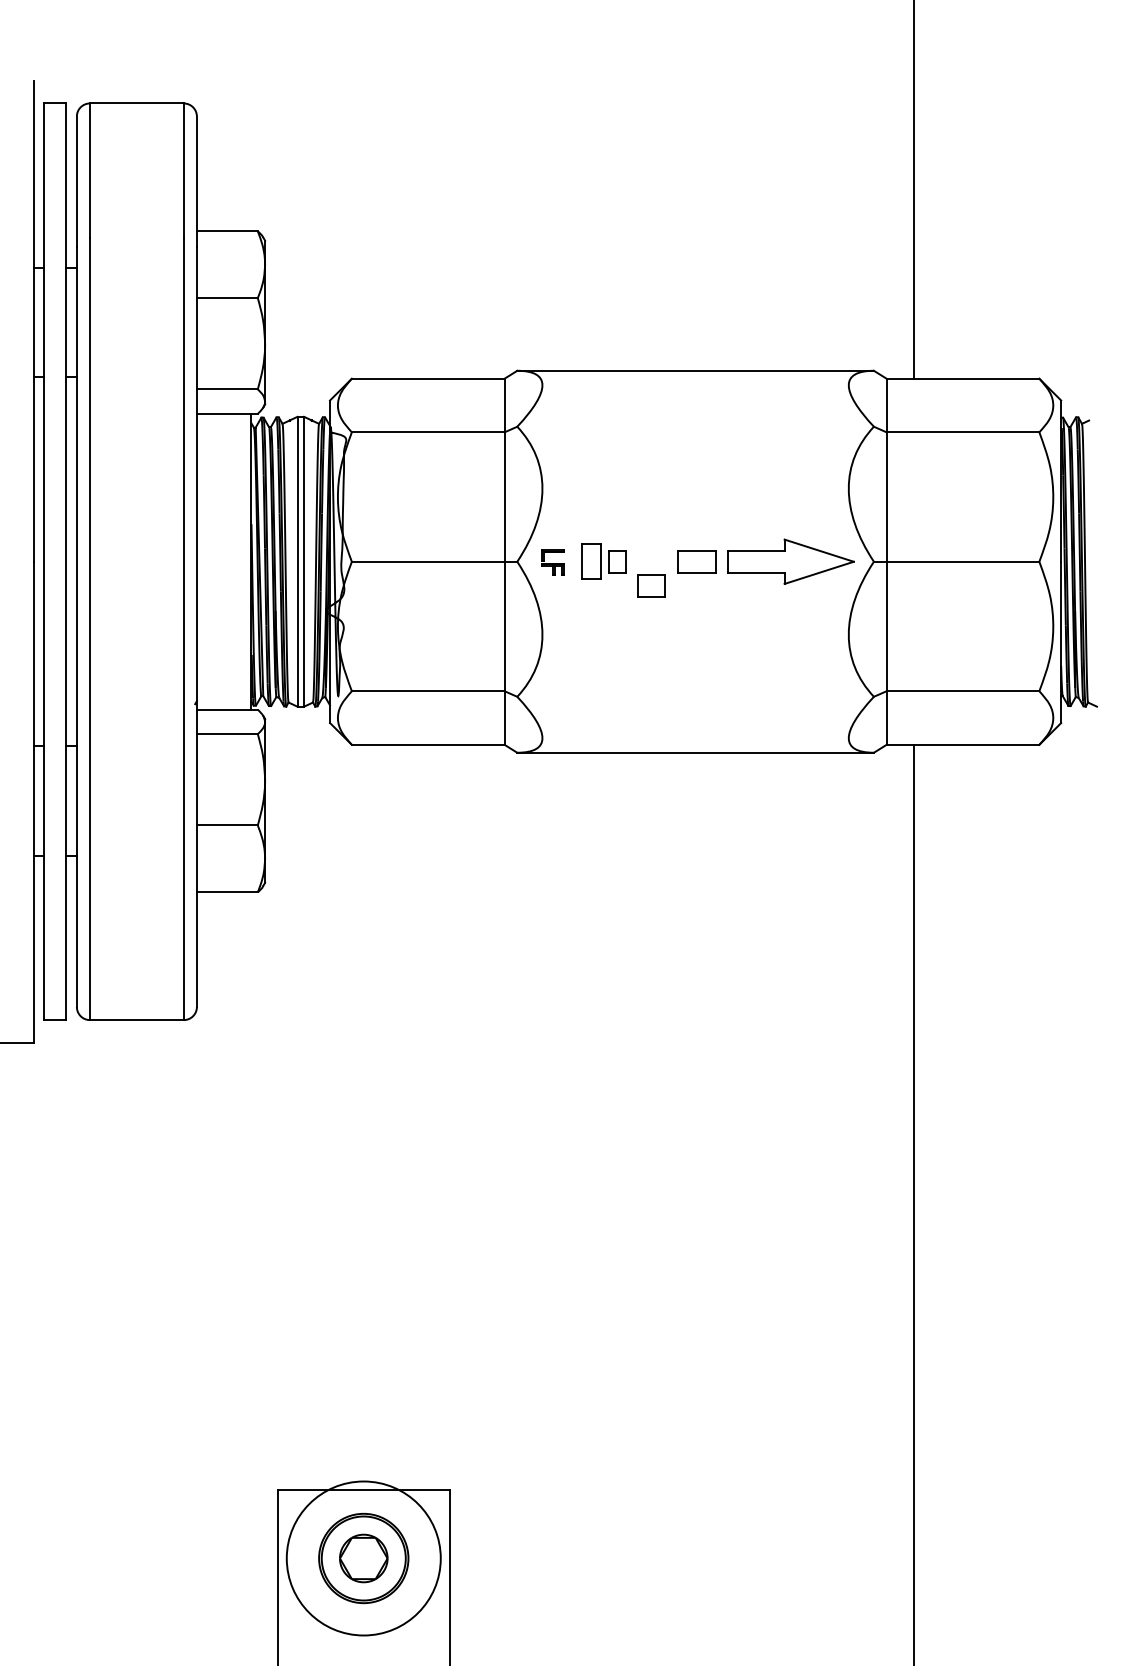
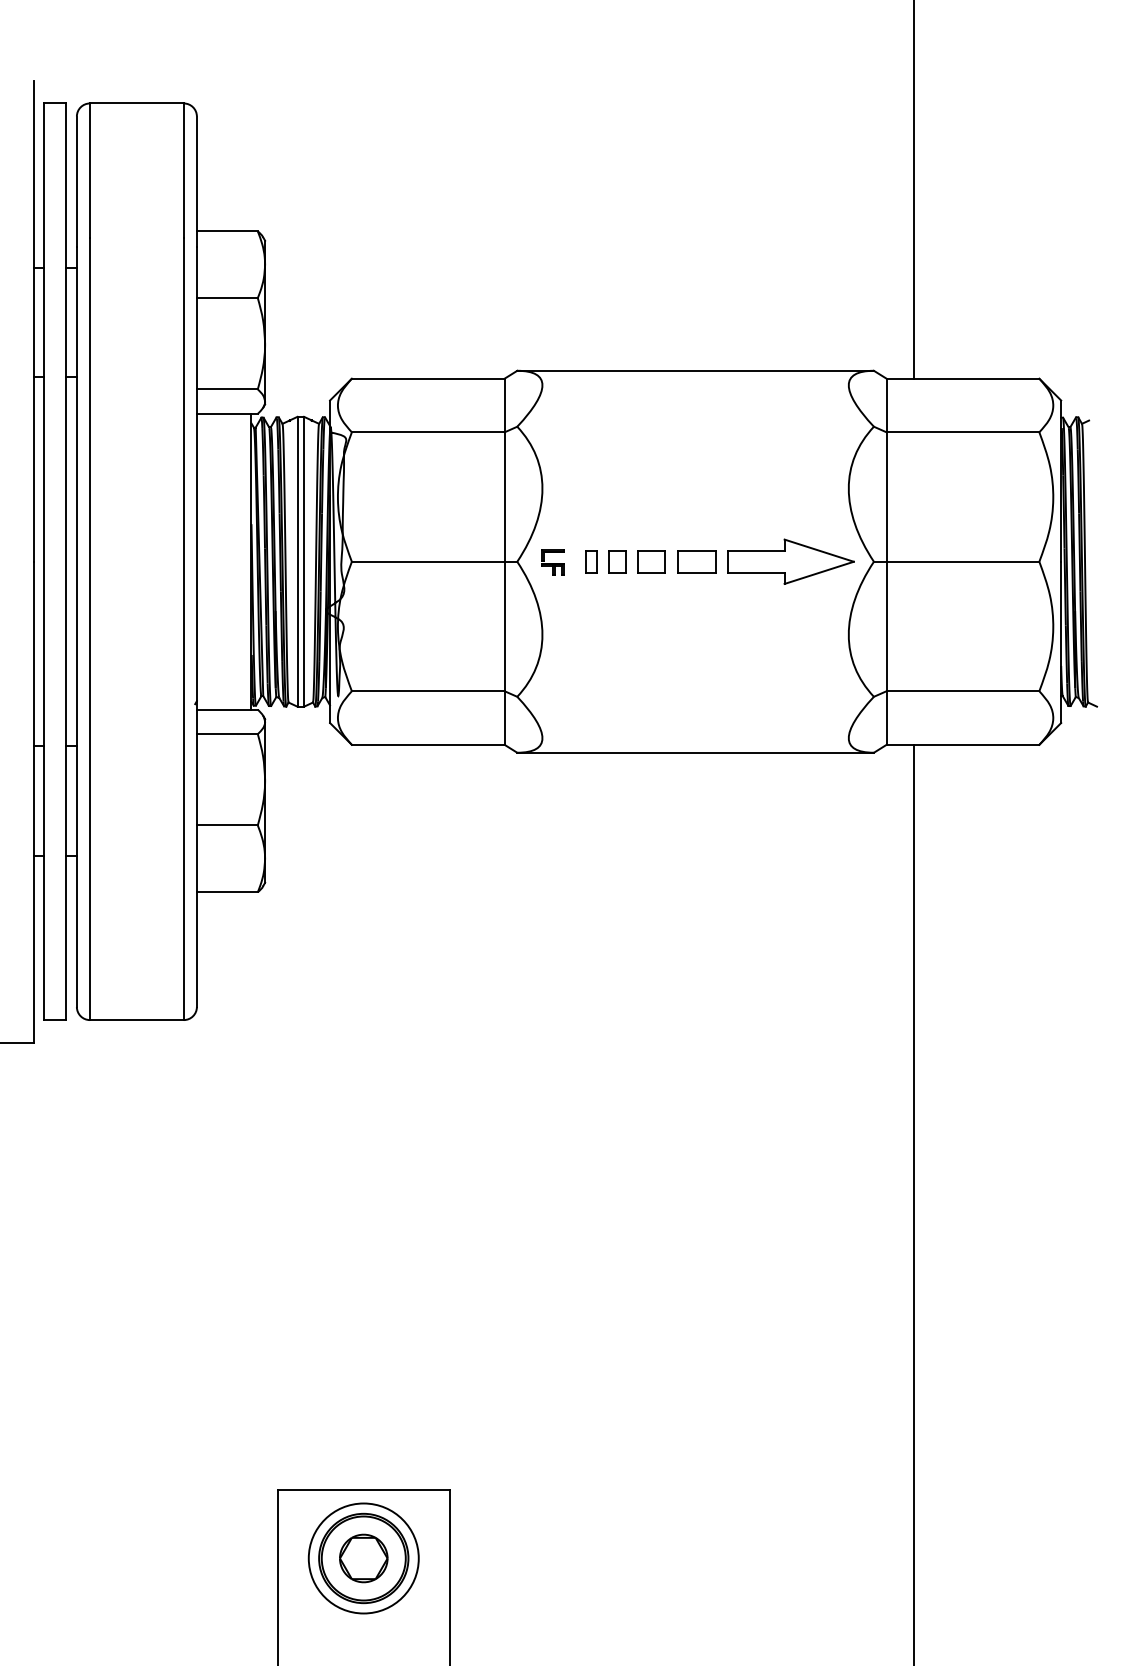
part size: 21x37 px -> 13x24 px (591, 561)
part position: (651, 585) -> (651, 561) (651, 561)
circle diameter: 154 px -> 110 px (363, 1558)
